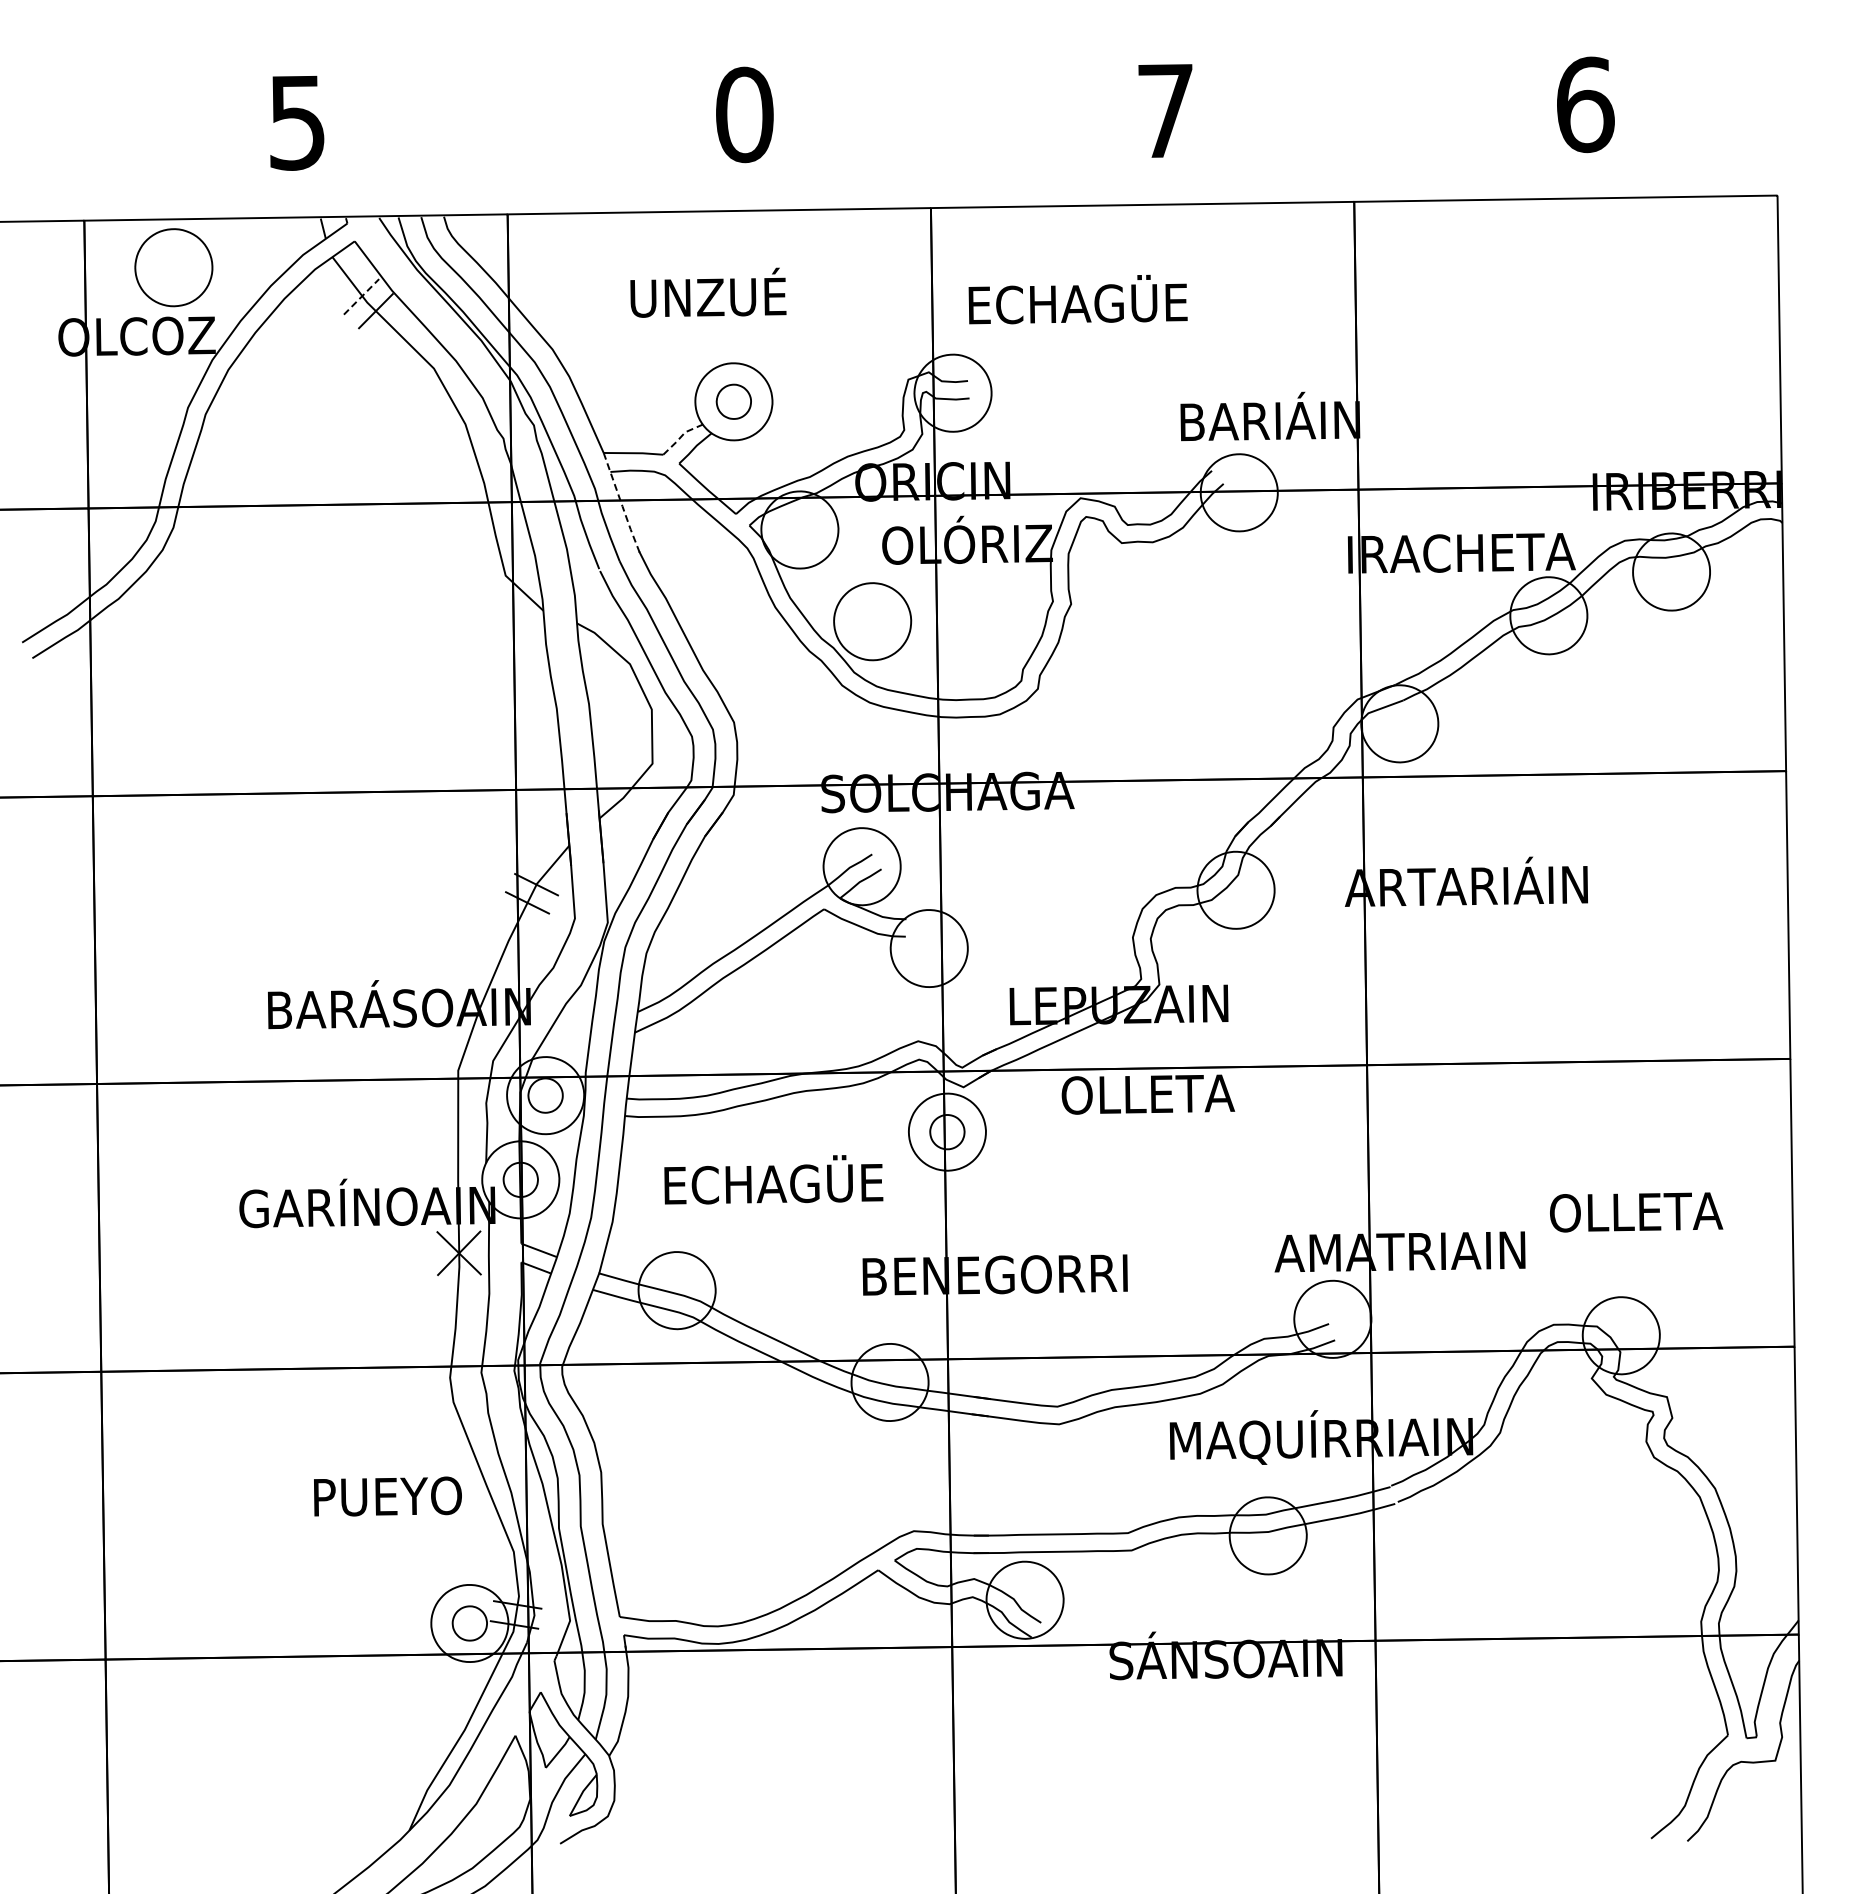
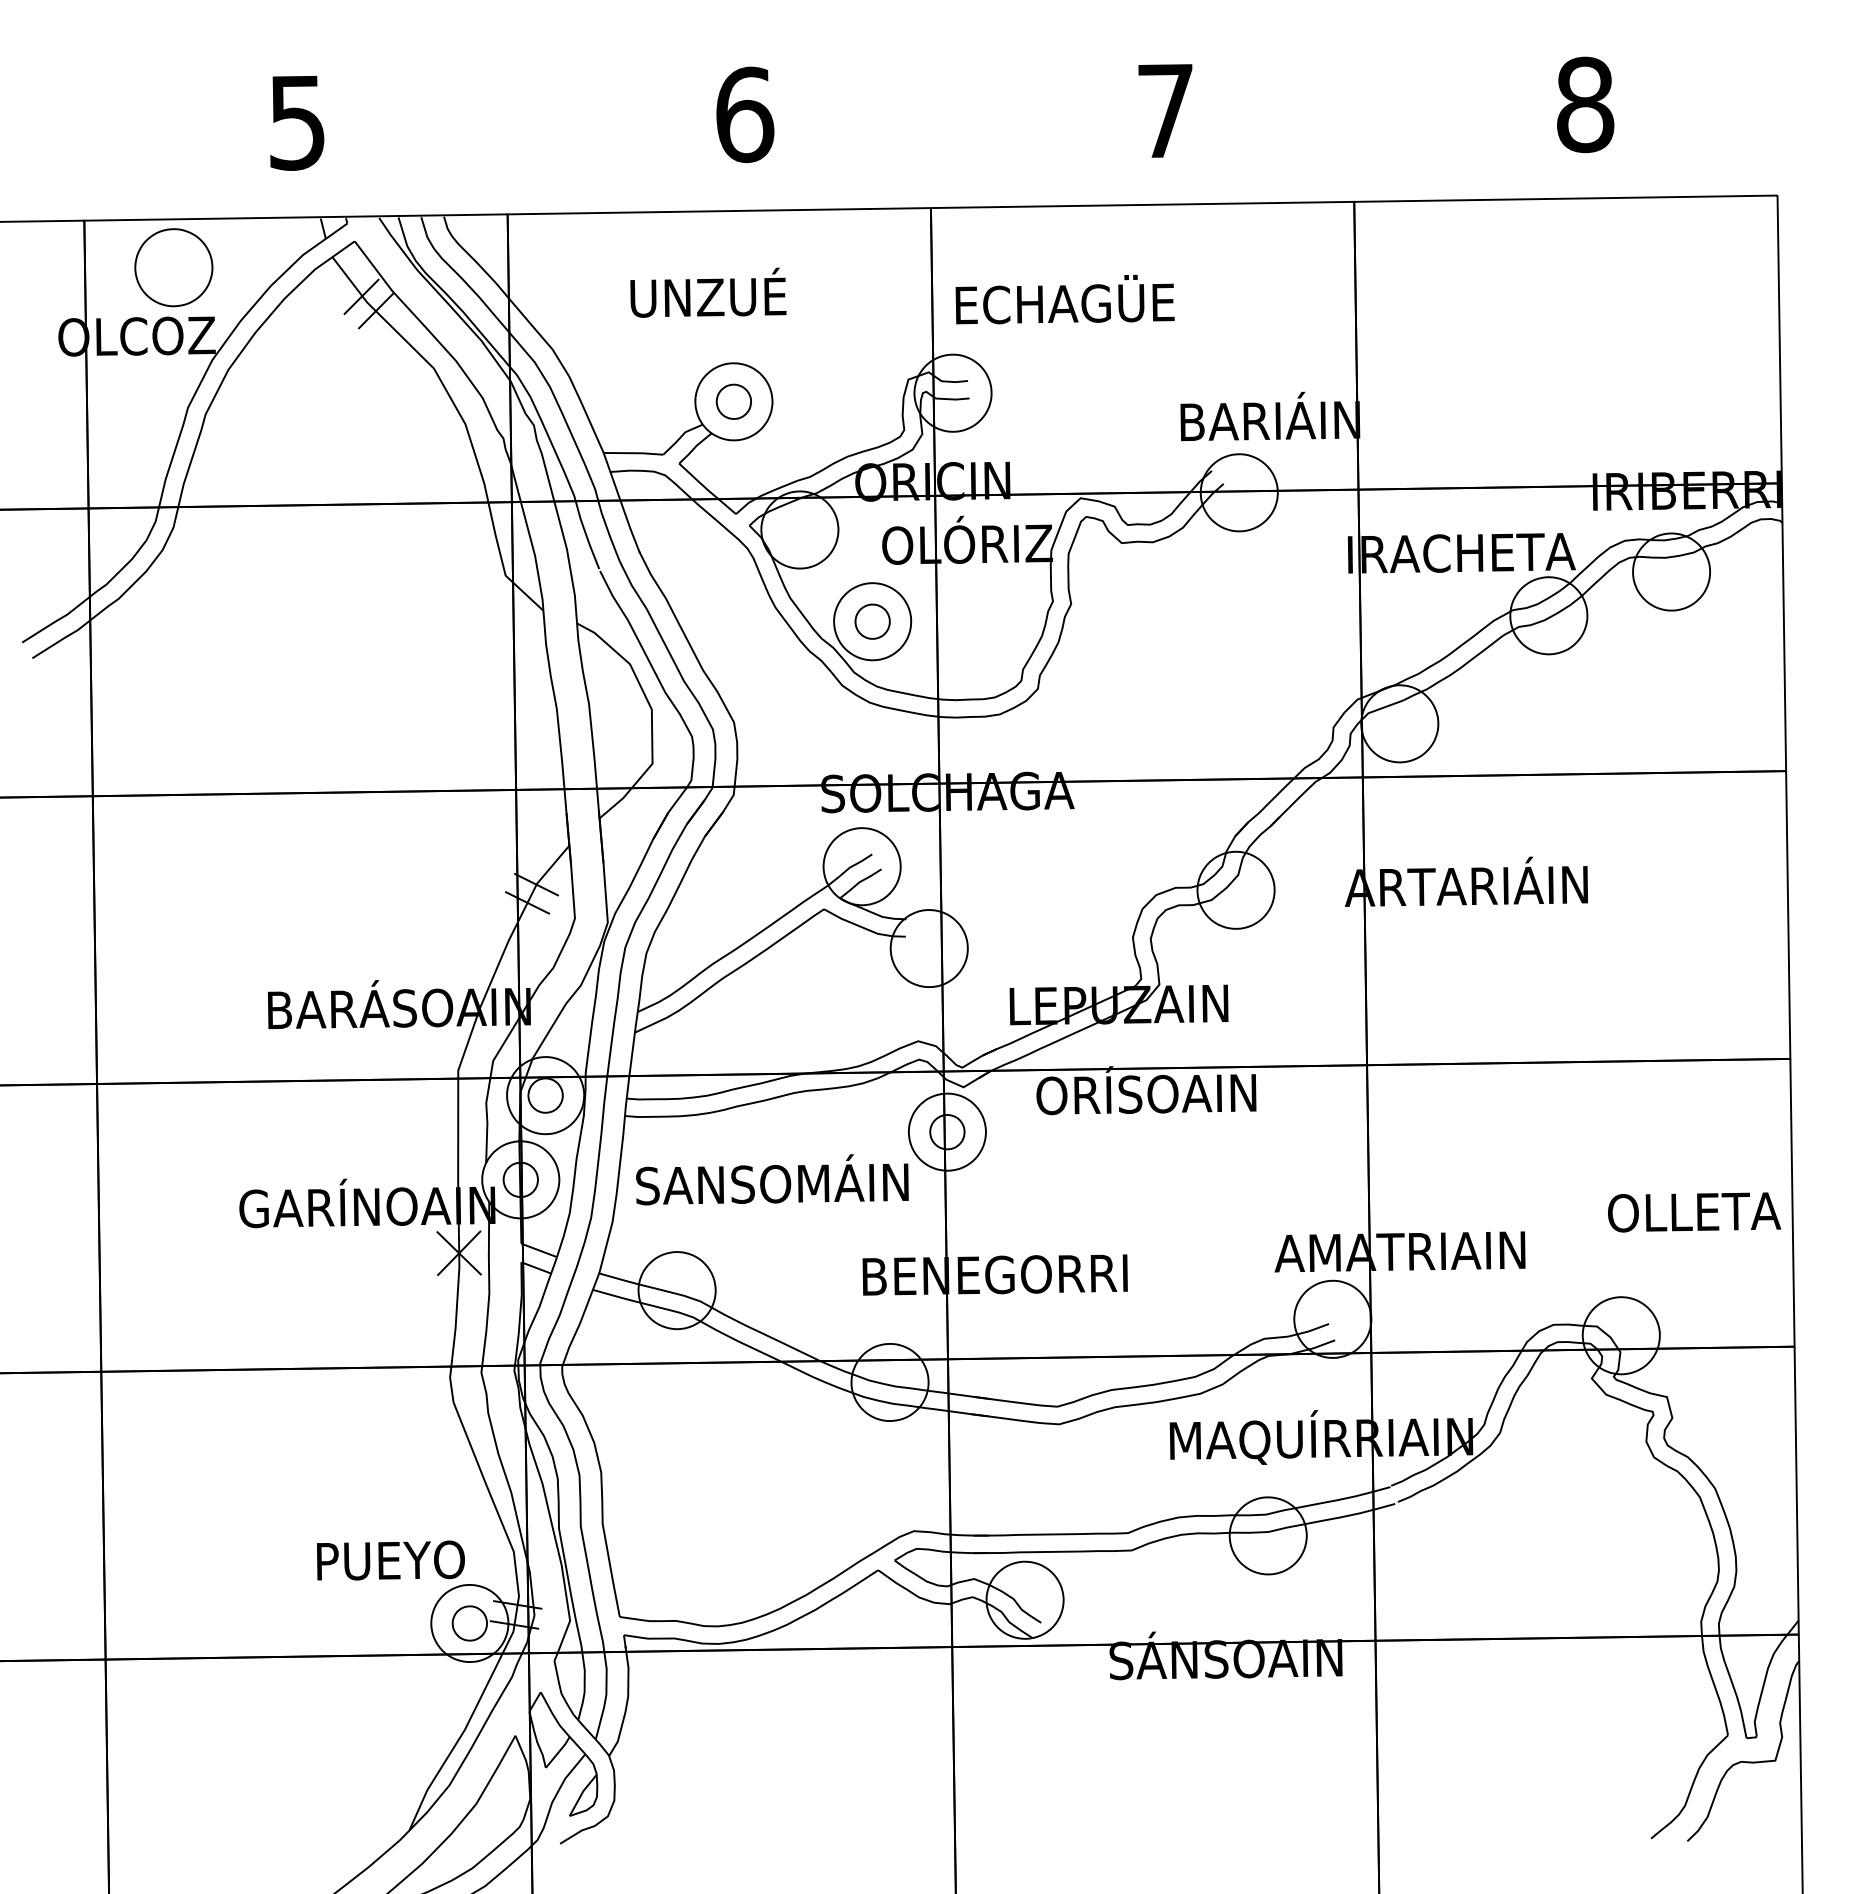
text: 6 -> 8 (1585, 104)
text: 0 -> 6 (745, 114)
line: dashed -> solid (361, 296)
text position: (1077, 299) -> (1064, 299) (1064, 299)
line: dashed -> solid (681, 436)
line: dashed -> solid (621, 504)
part: none -> present (872, 621)
text: OLLETA -> ORÍSOAIN (1146, 1090)
text: ECHAGÜE -> SANSOMÁIN (772, 1179)
text position: (1636, 1212) -> (1694, 1212) (1694, 1212)
text position: (387, 1496) -> (390, 1560) (390, 1560)
